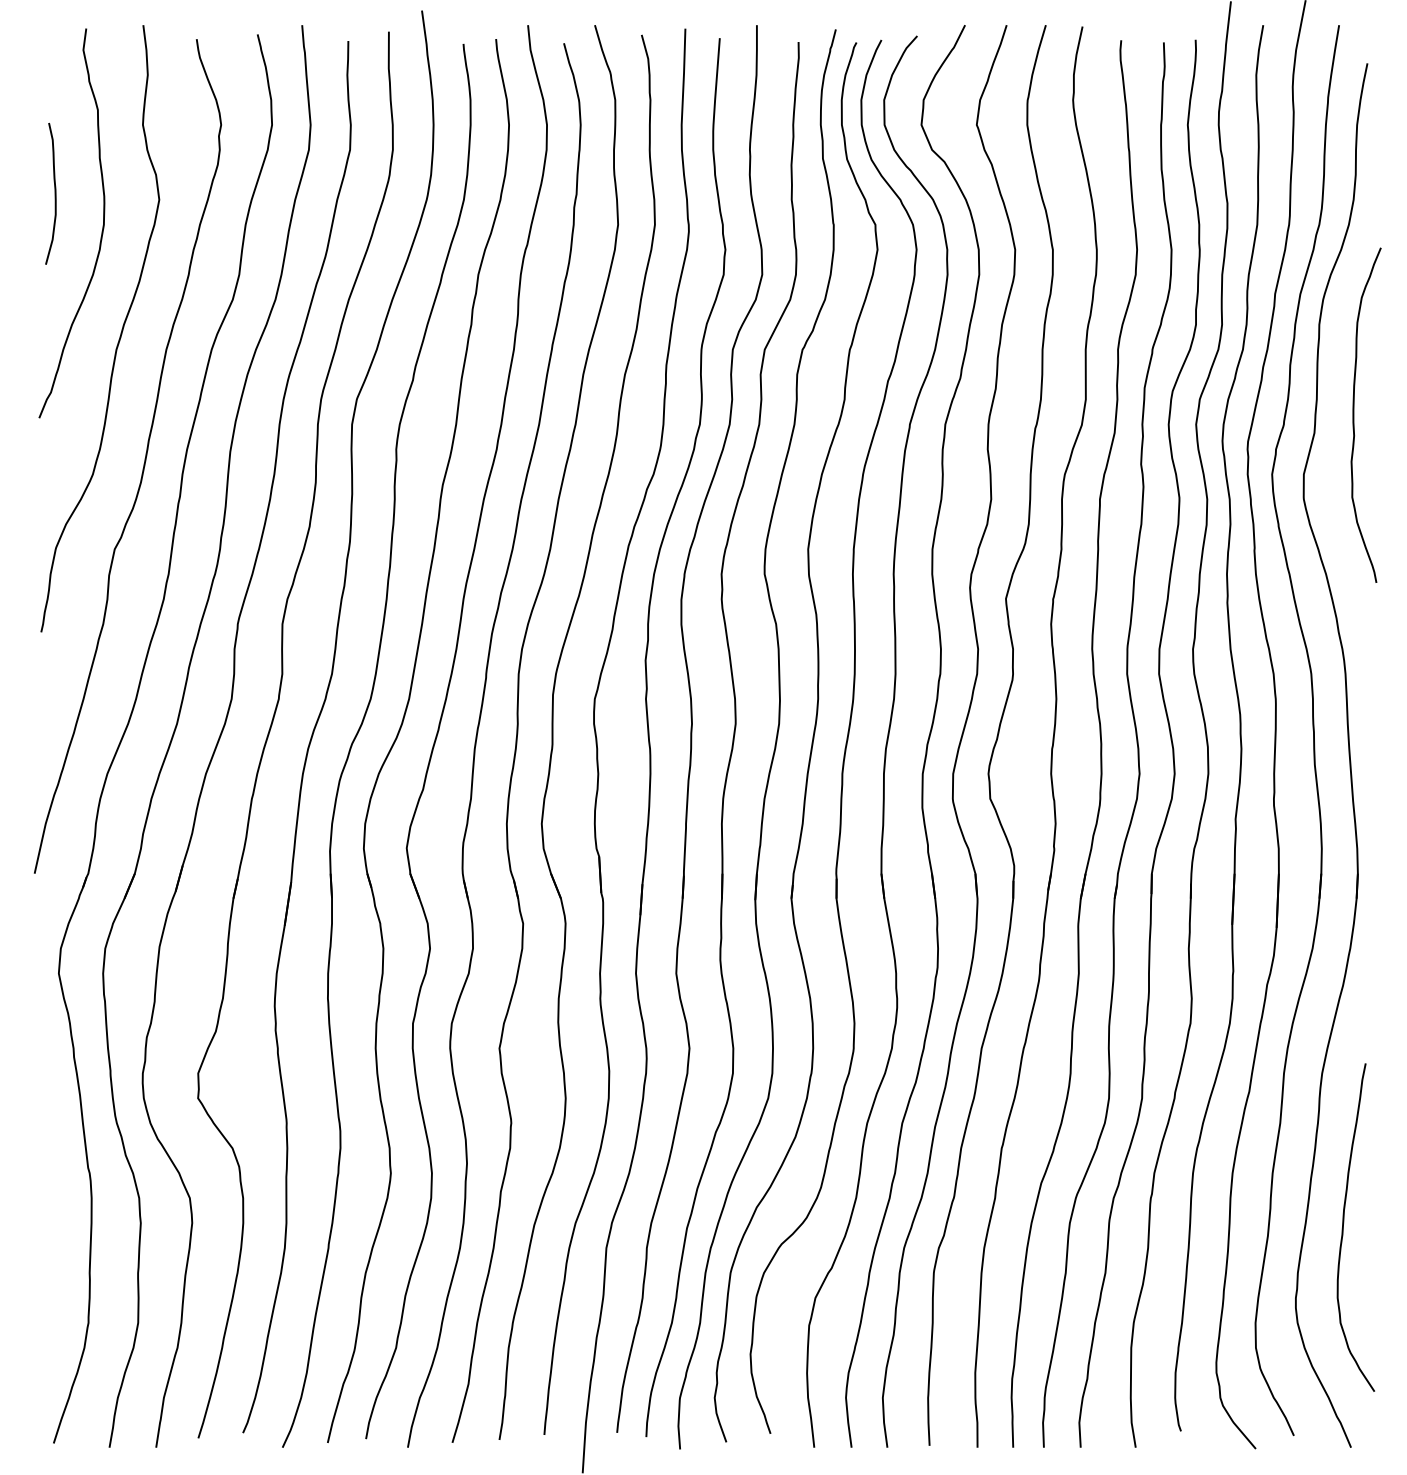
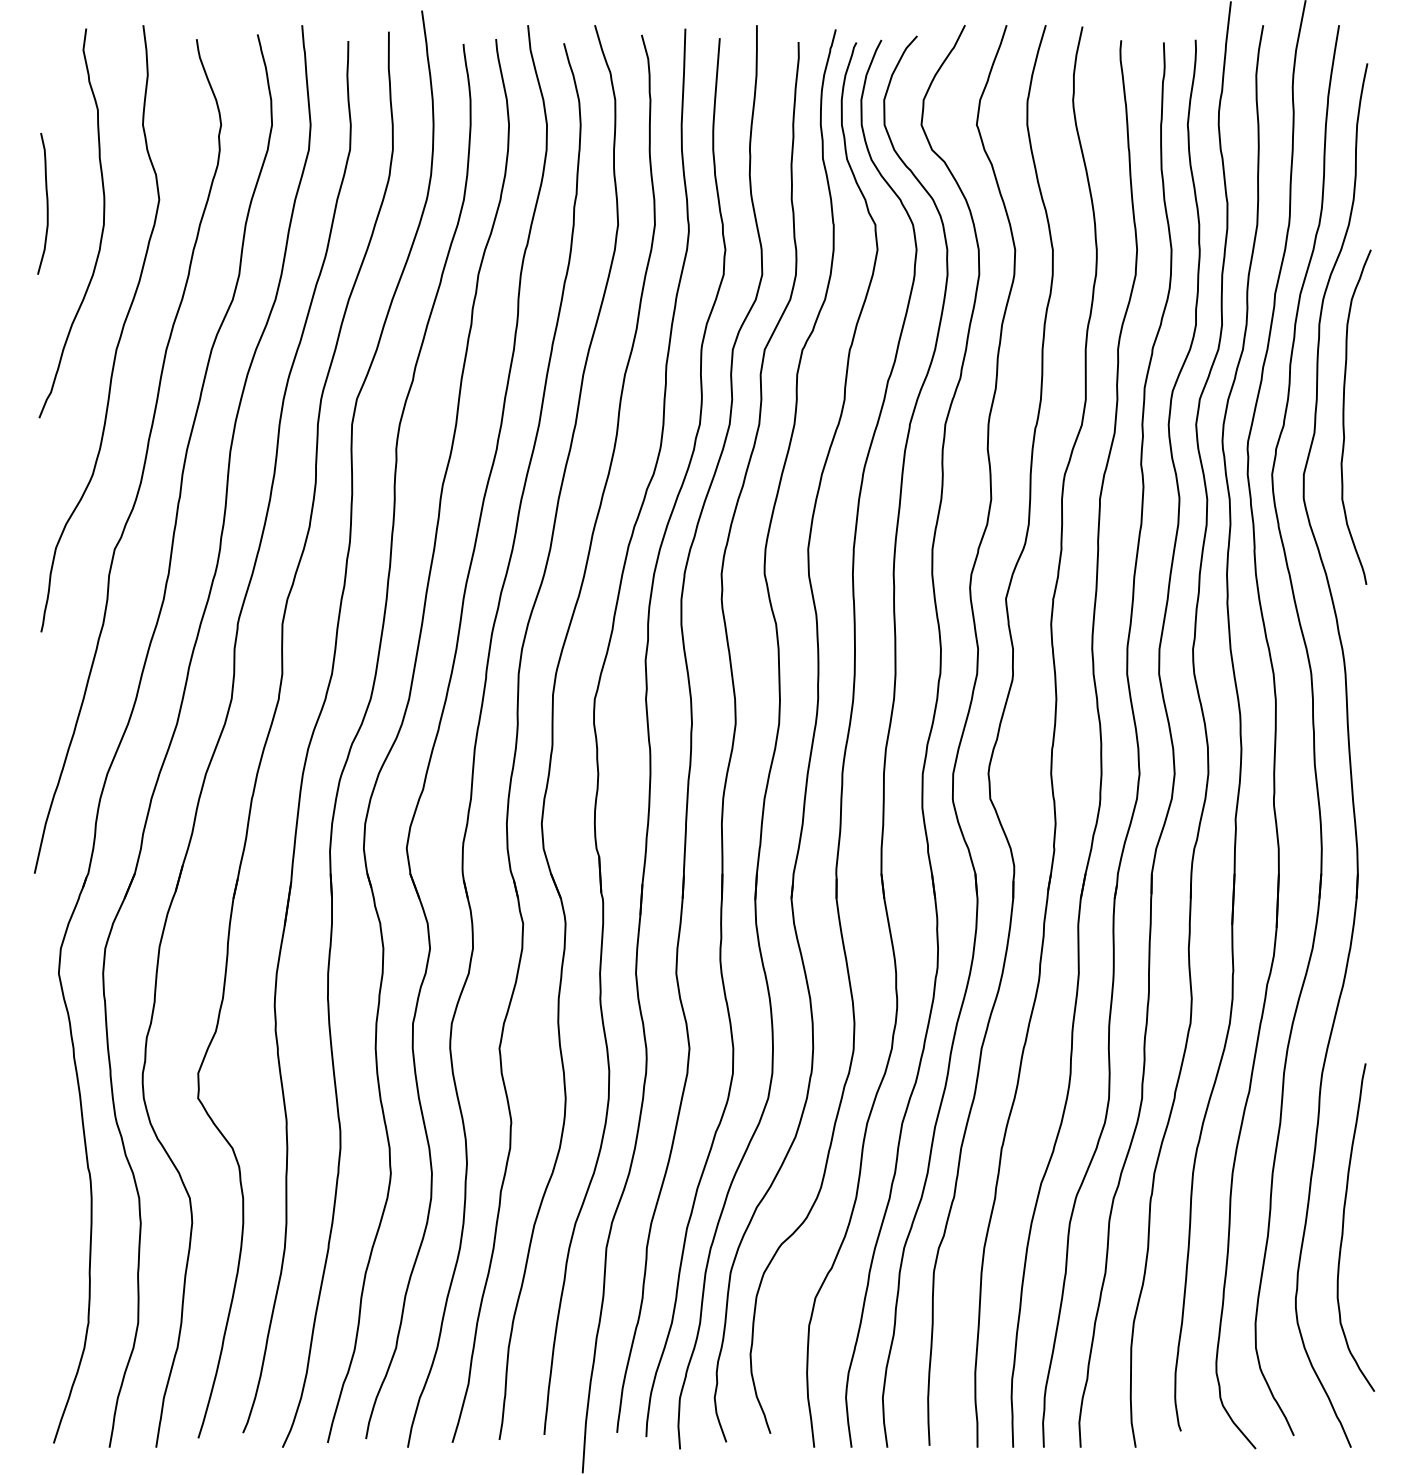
curve position: (54, 193) -> (46, 203) (46, 203)
curve position: (1354, 414) -> (1344, 416) (1344, 416)
